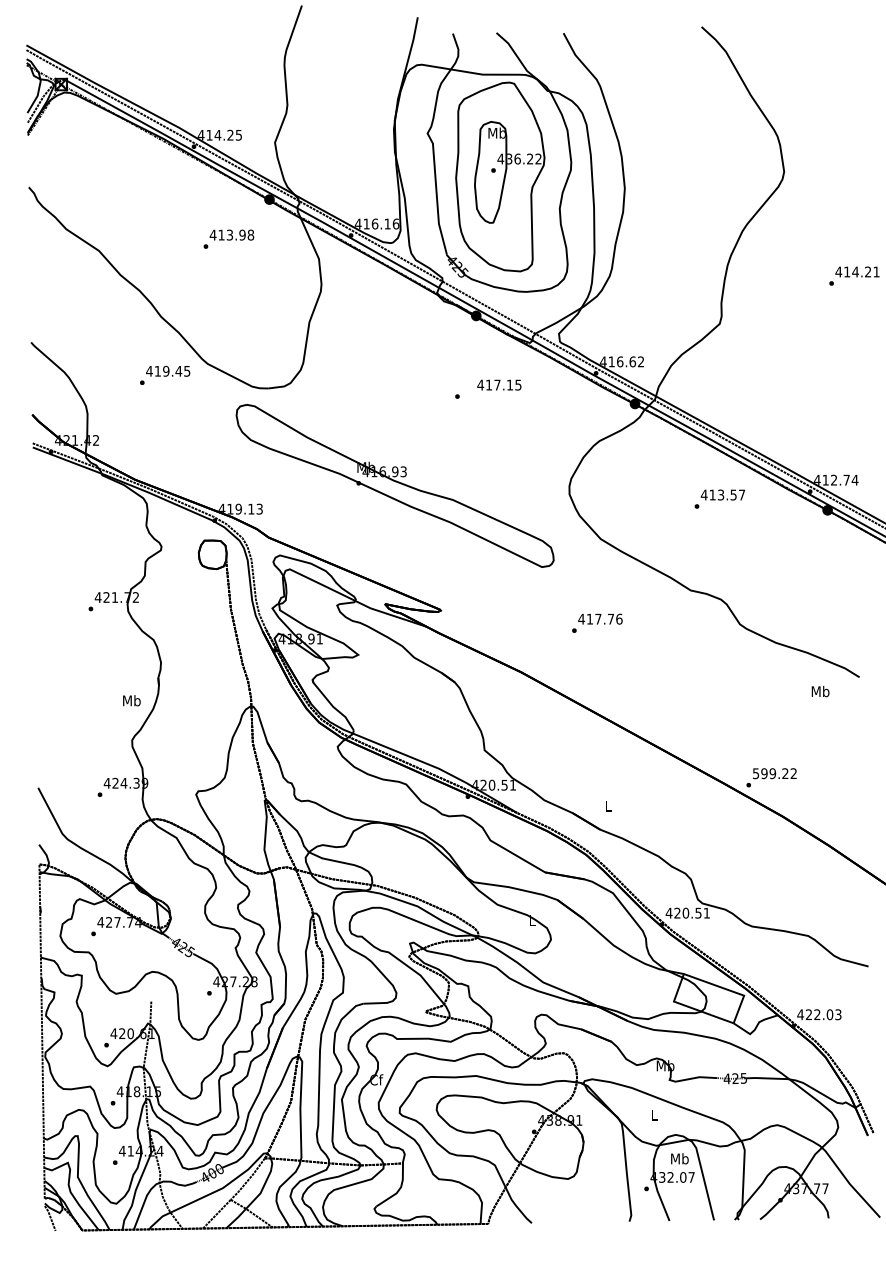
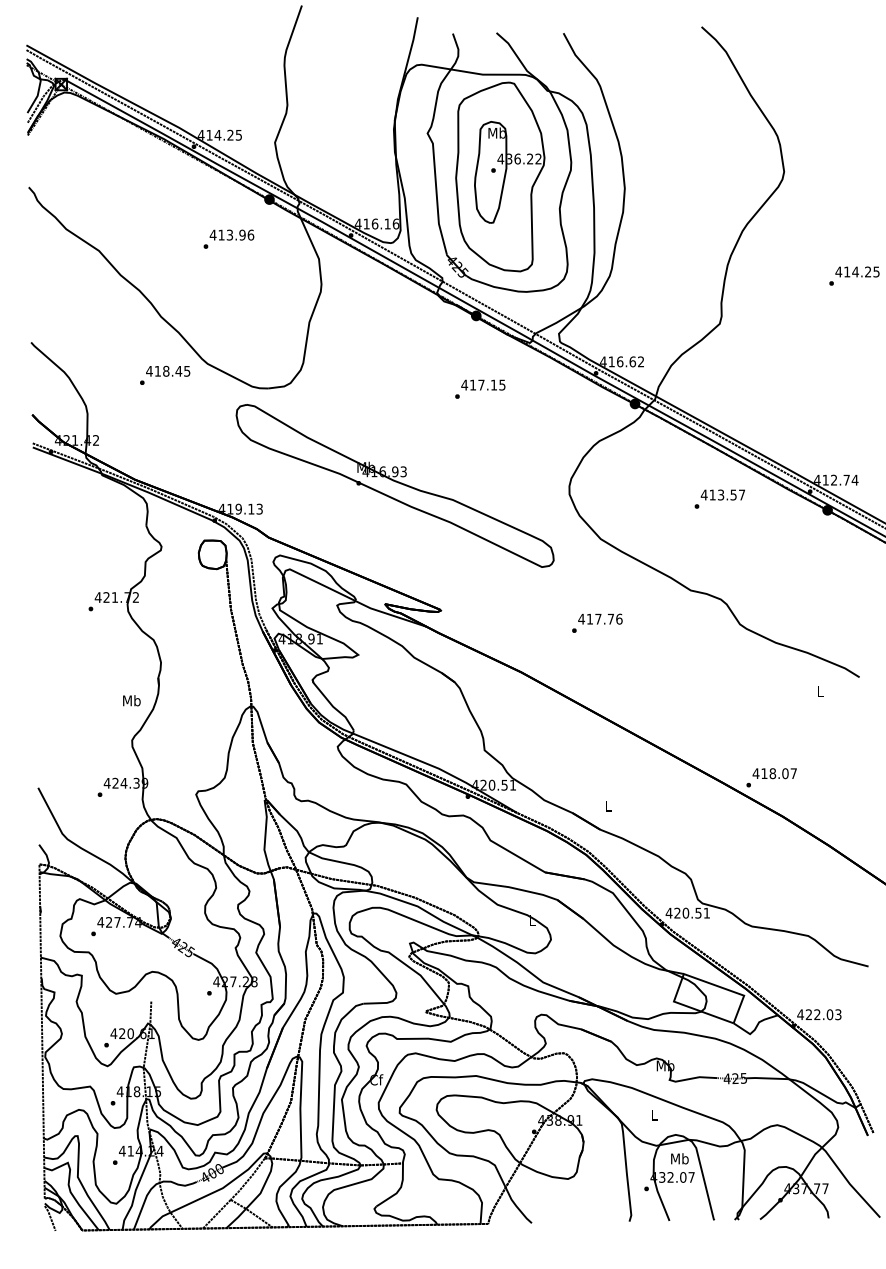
text: 413.98 -> 413.96 (250, 234)
text: 414.21 -> 414.25 (876, 271)
text: 419.45 -> 418.45 (166, 371)
text position: (499, 384) -> (483, 384) (483, 384)
text: Mb -> L (820, 691)
text: 599.22 -> 418.07 (774, 773)
